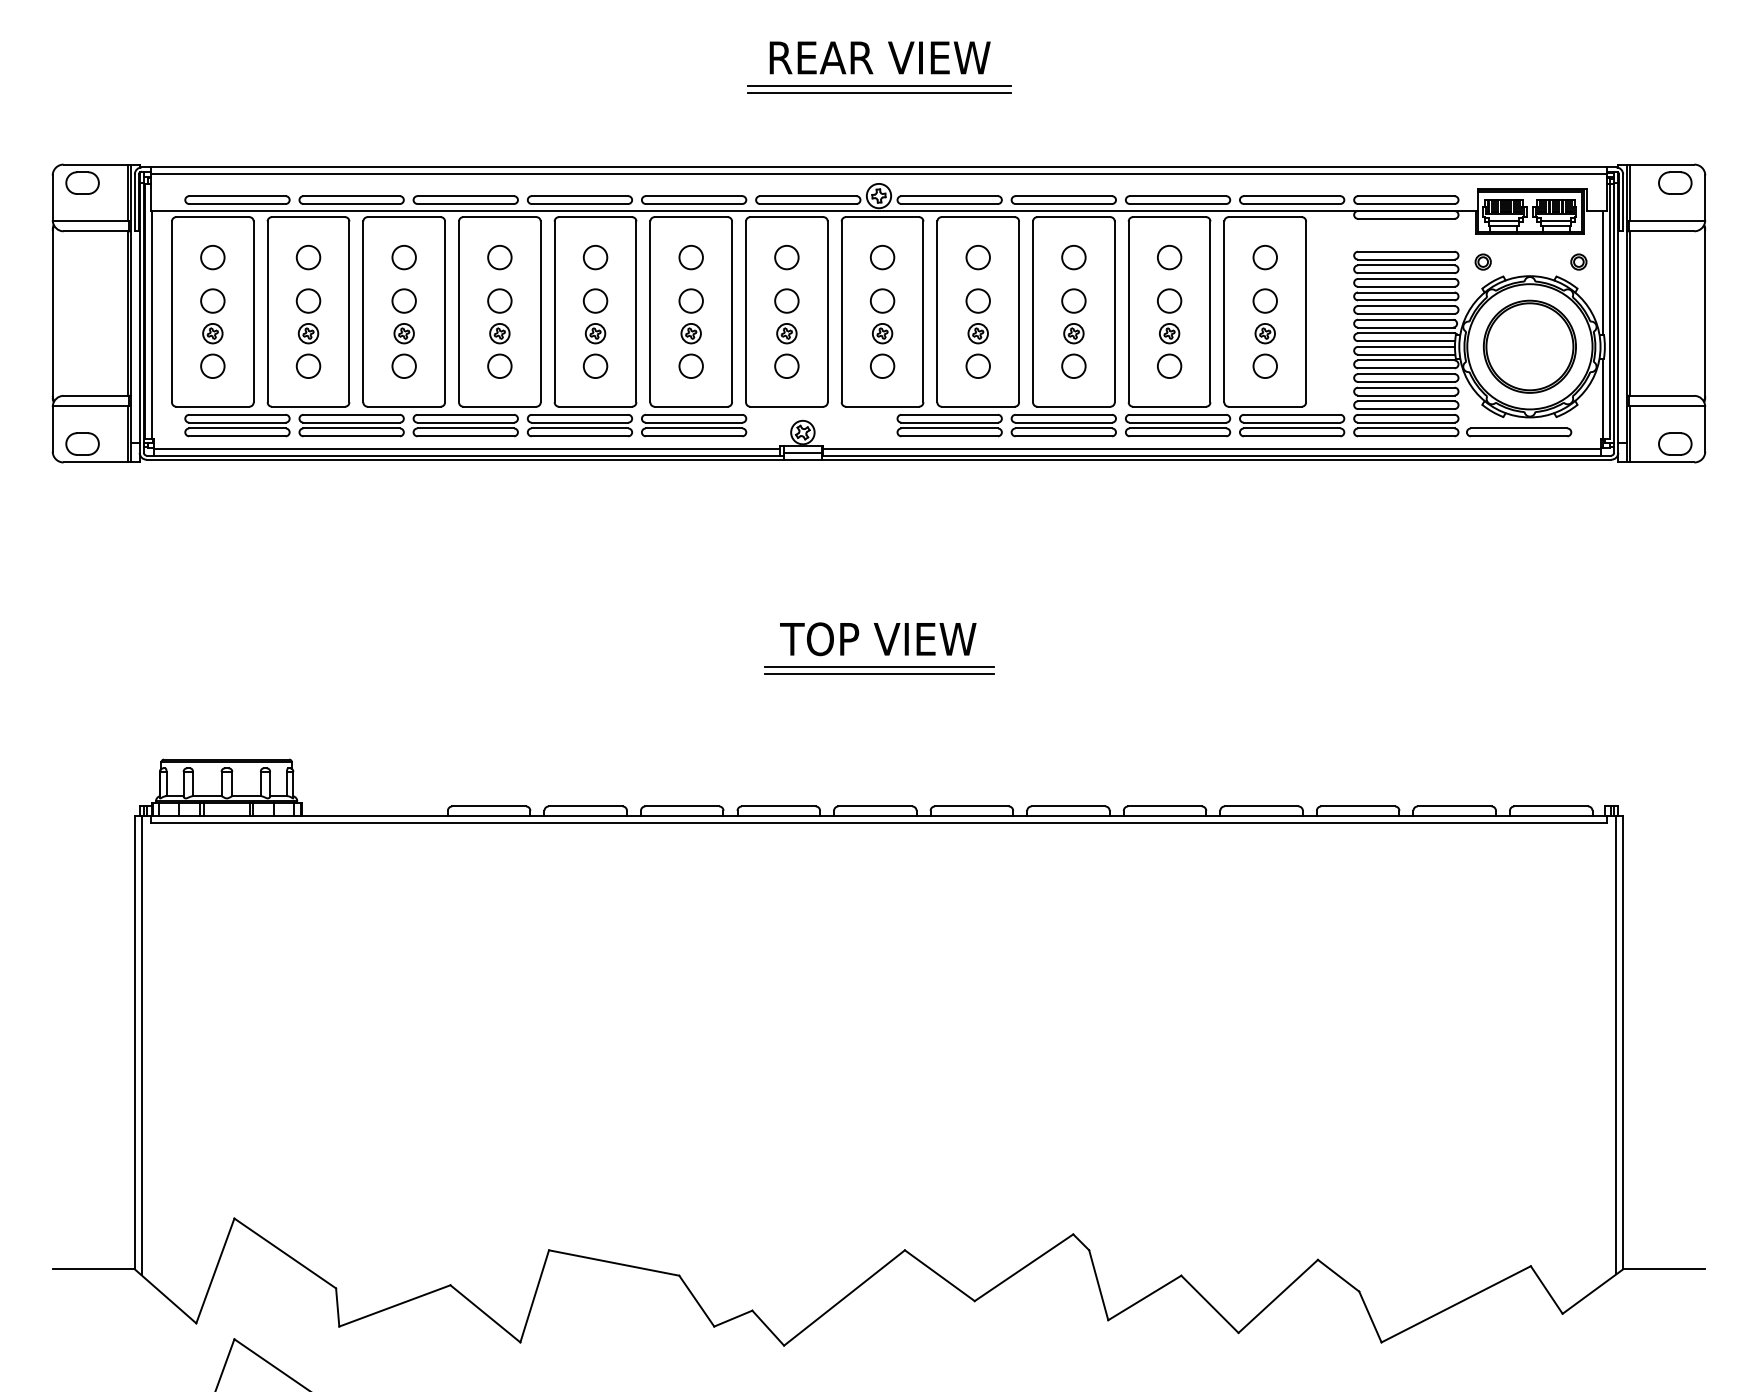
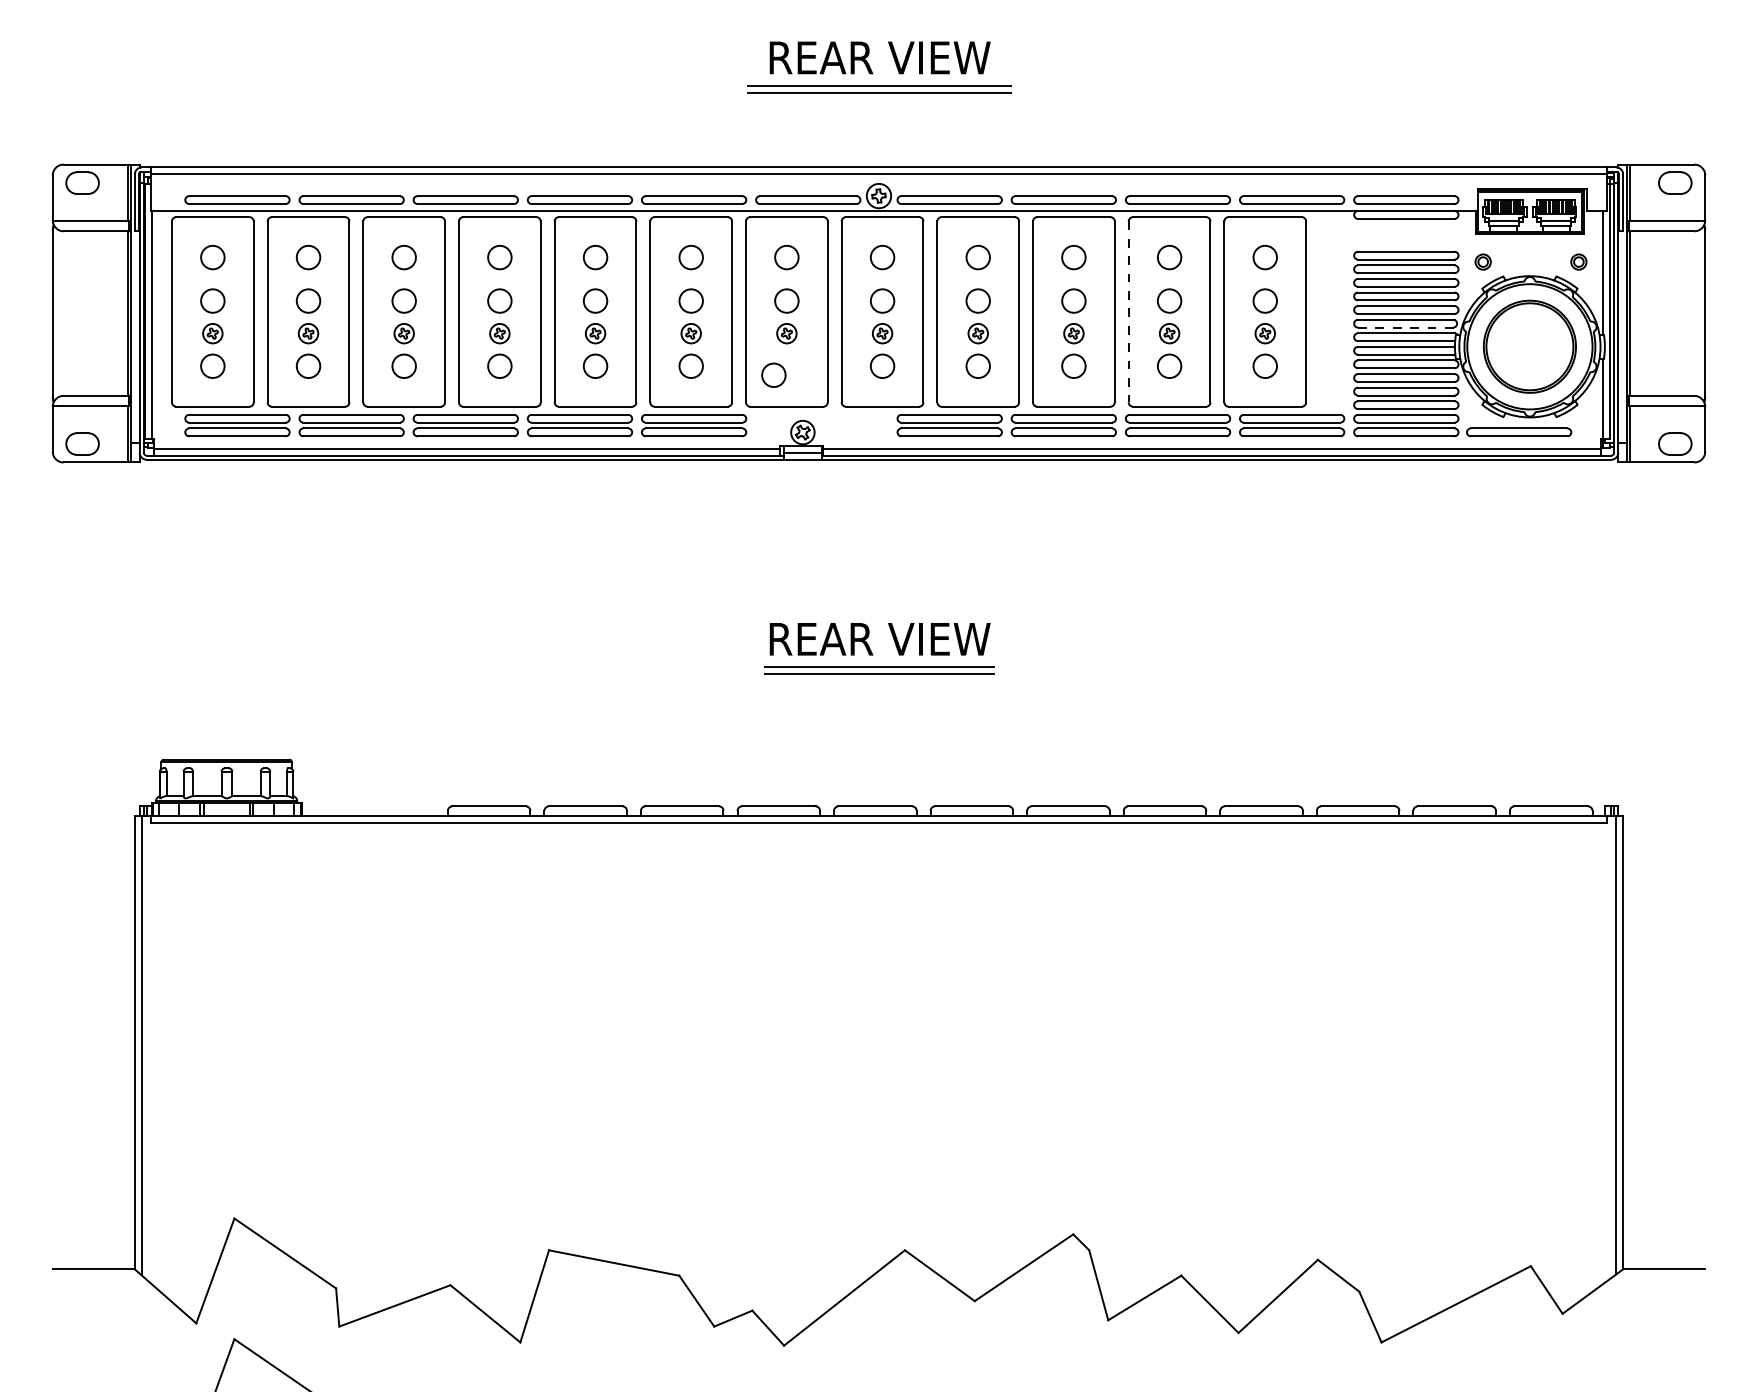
line: solid -> dashed (1128, 312)
line: solid -> dashed (1406, 327)
circle position: (786, 365) -> (773, 374) (773, 374)
text: TOP VIEW -> REAR VIEW (879, 639)
